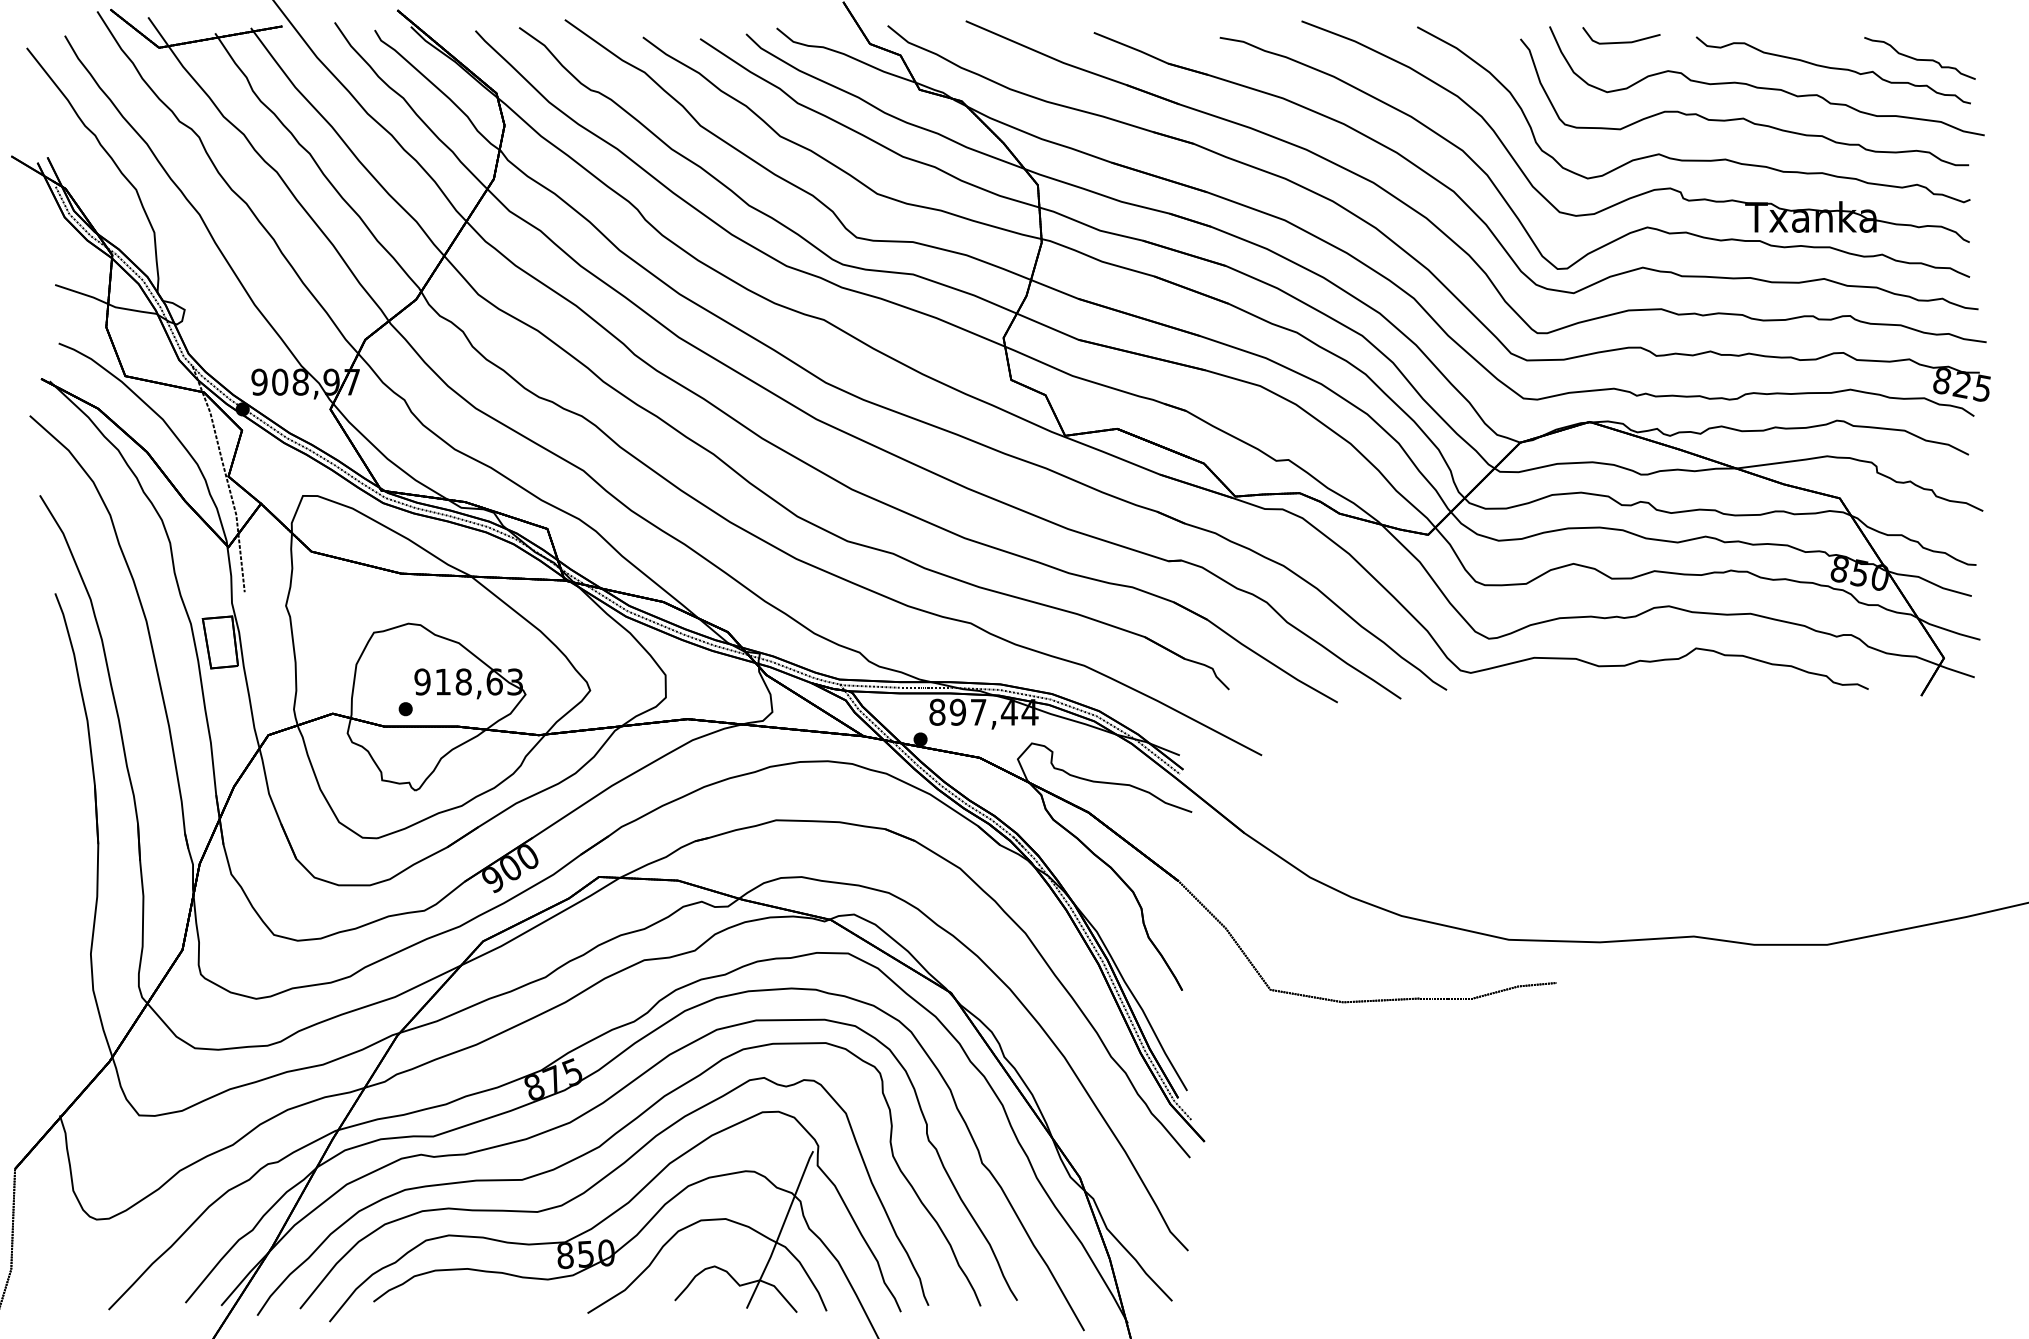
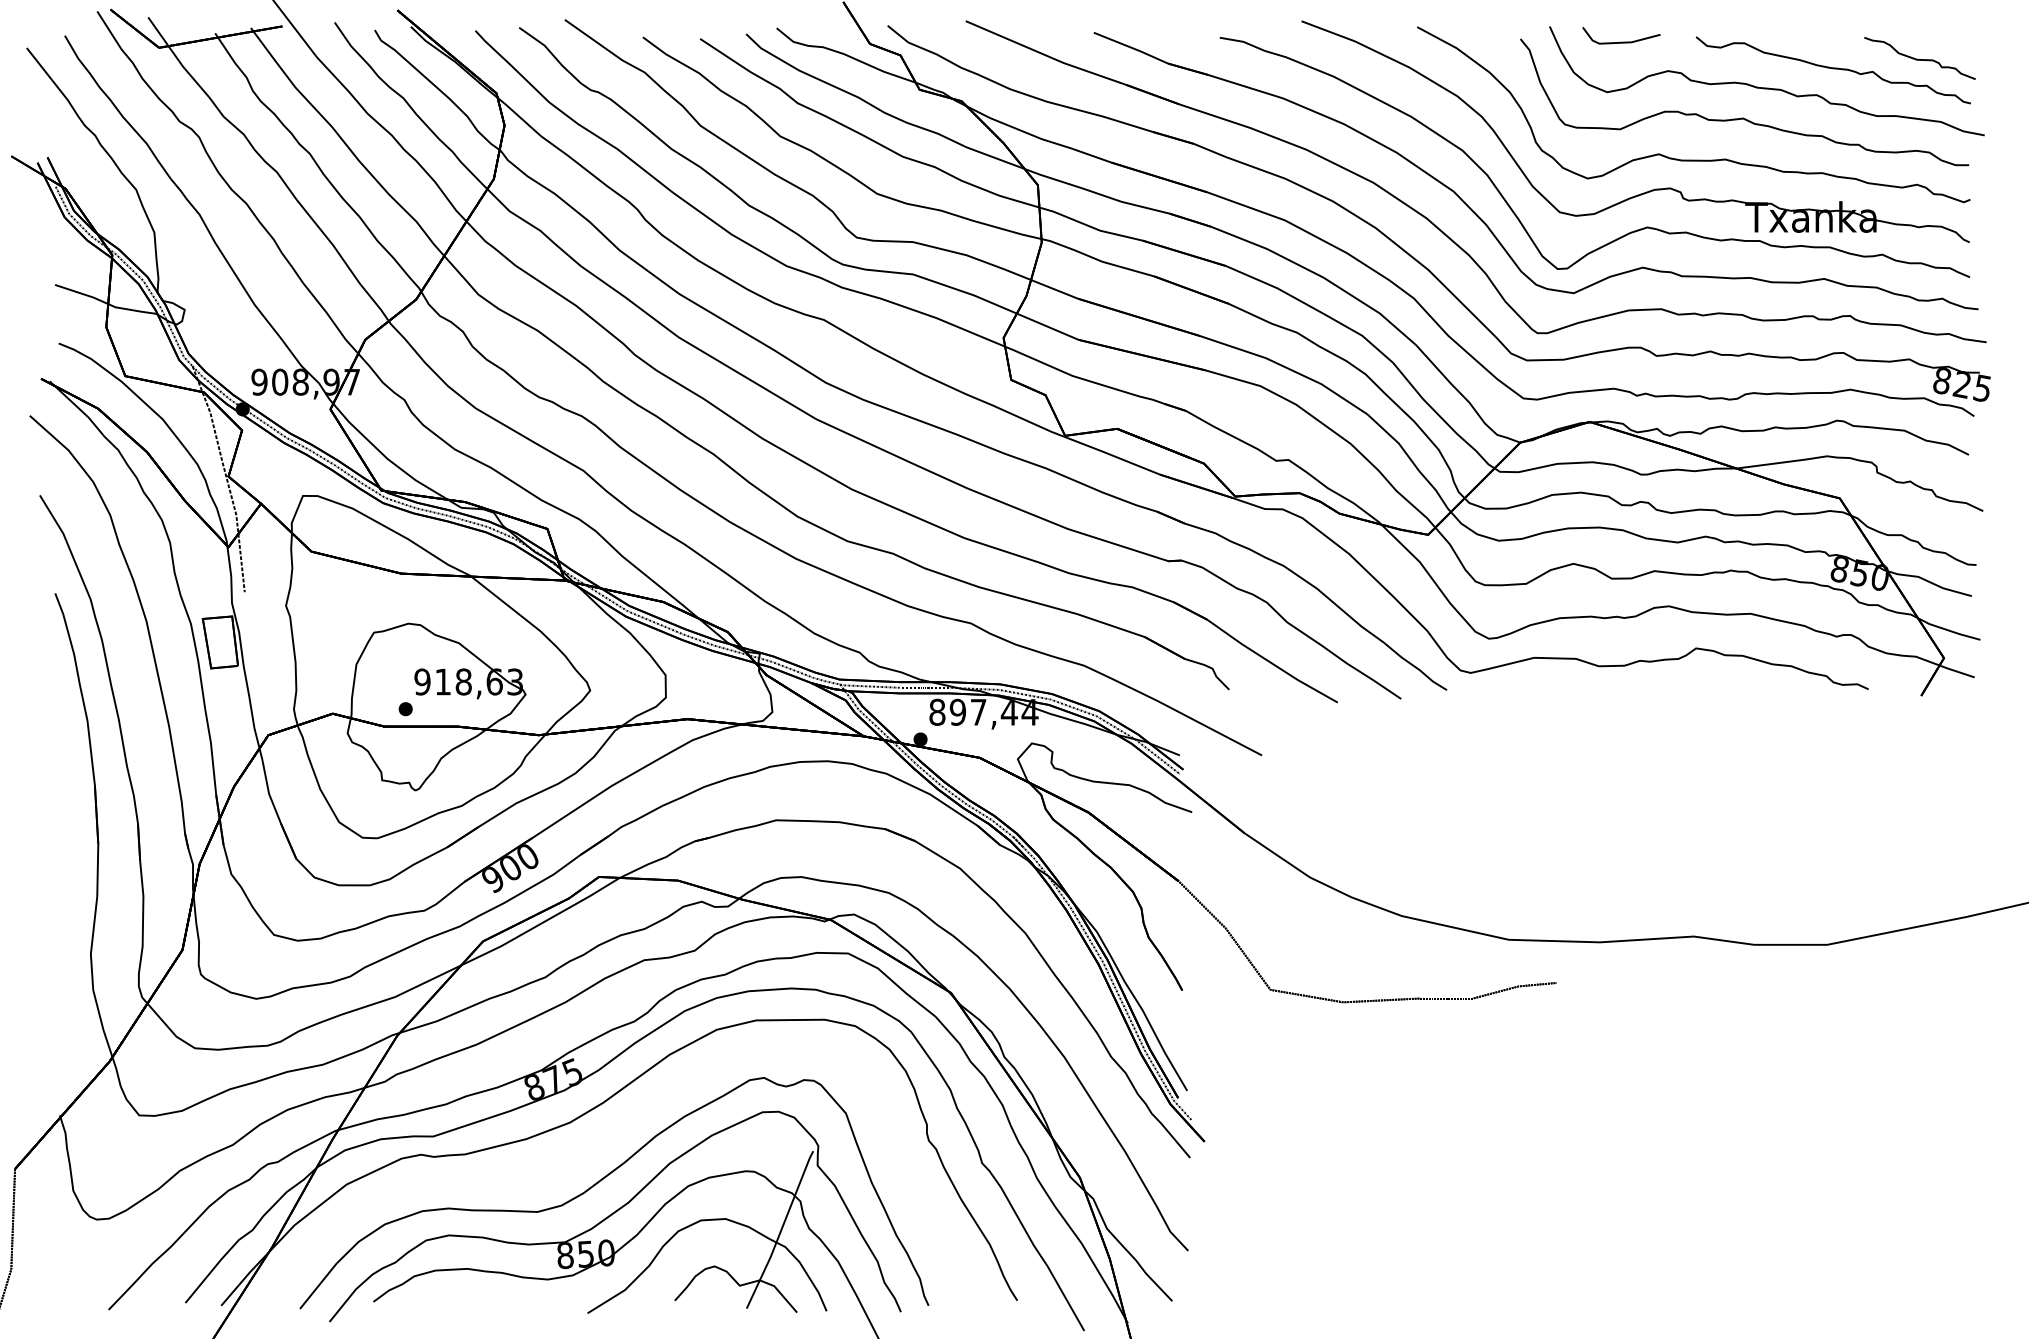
part: present -> none (600, 1147)
